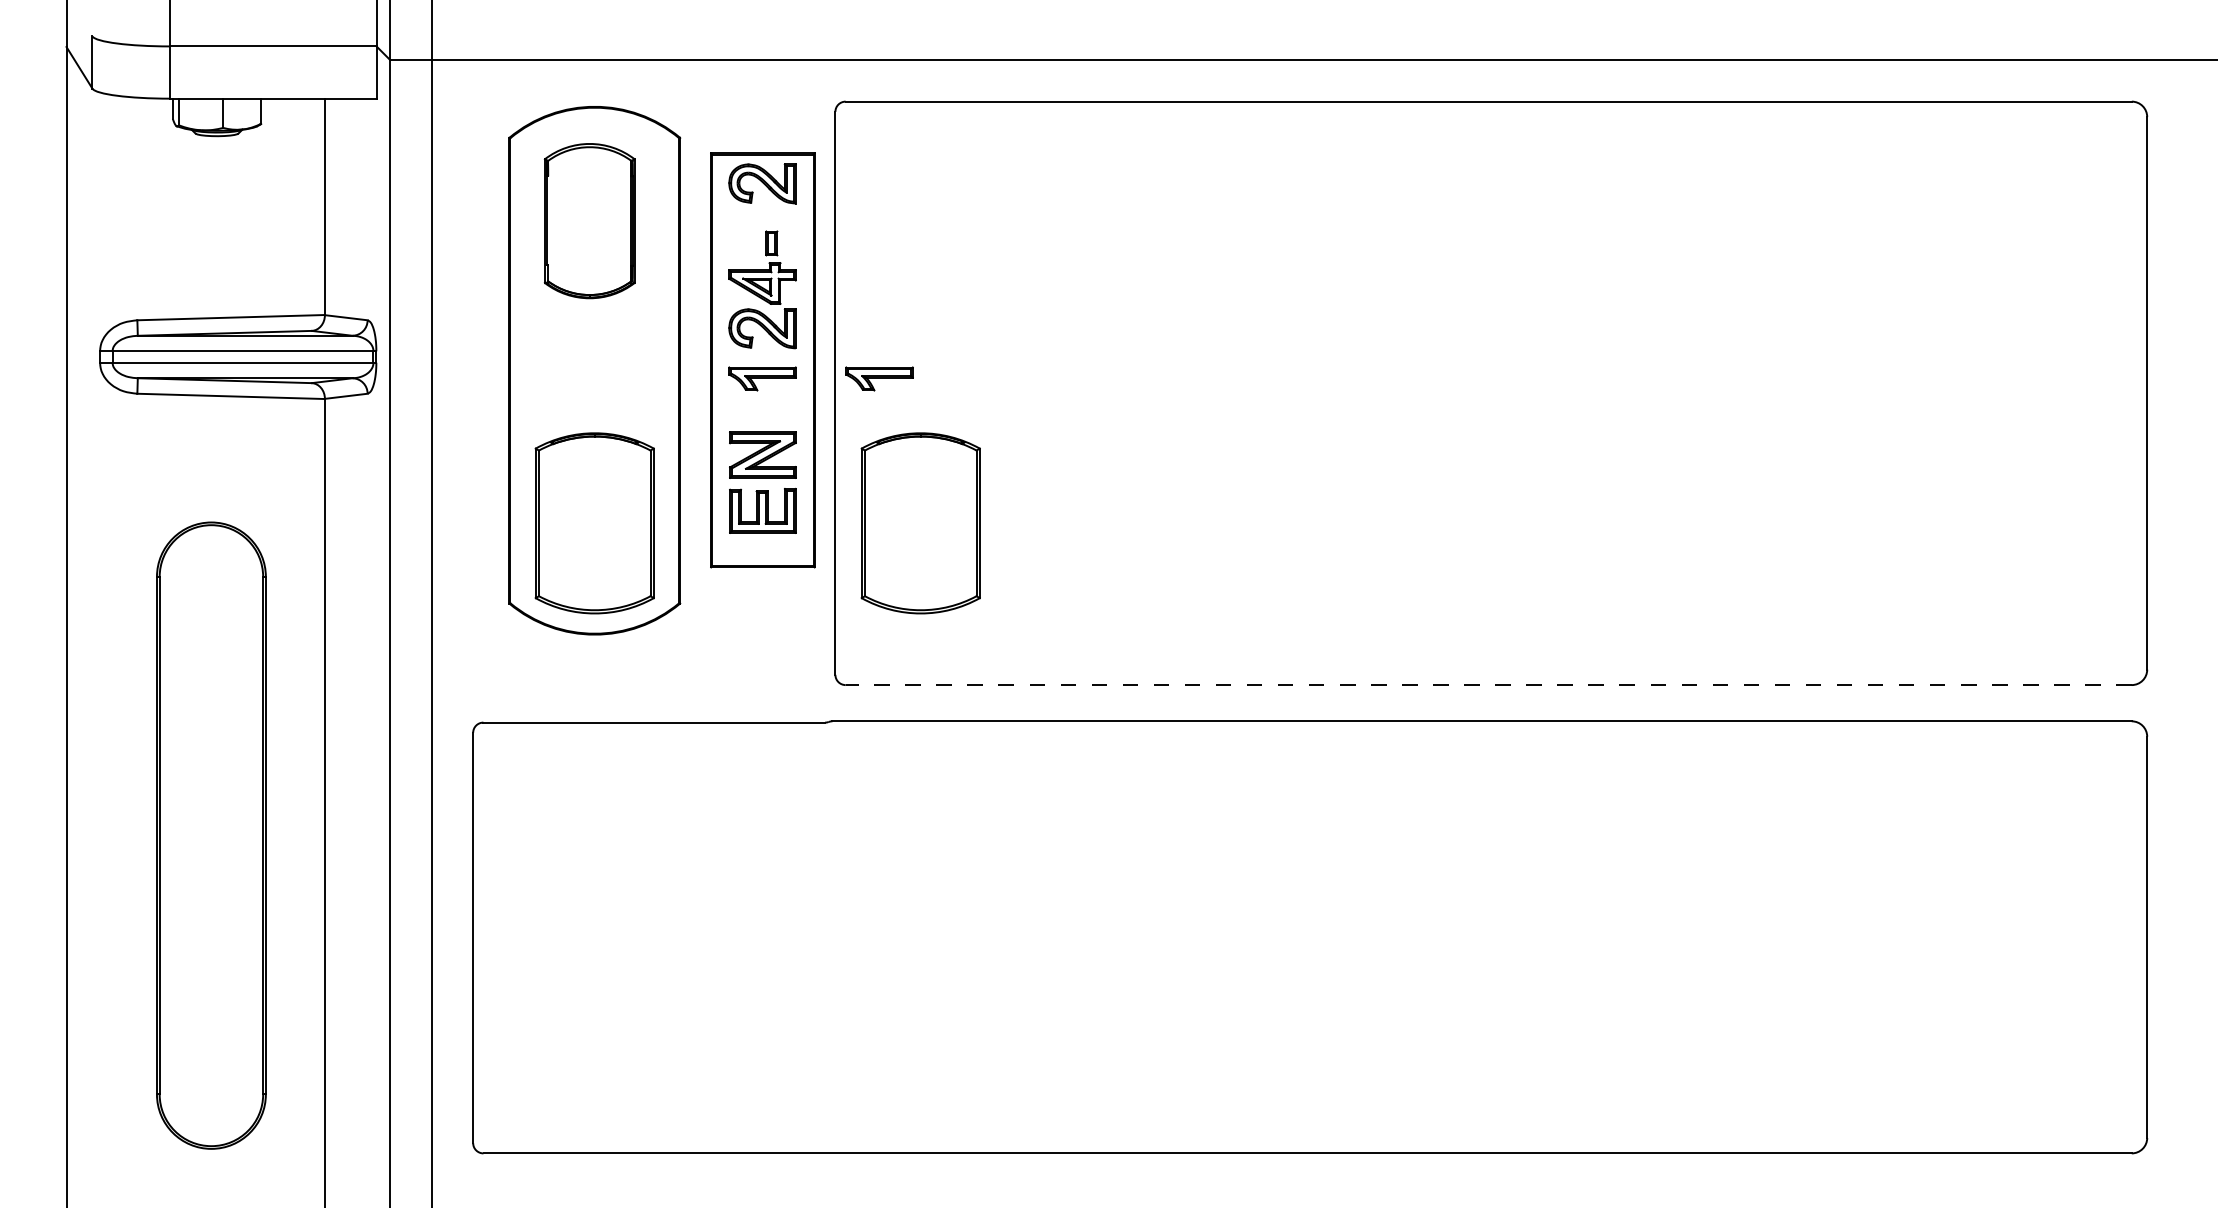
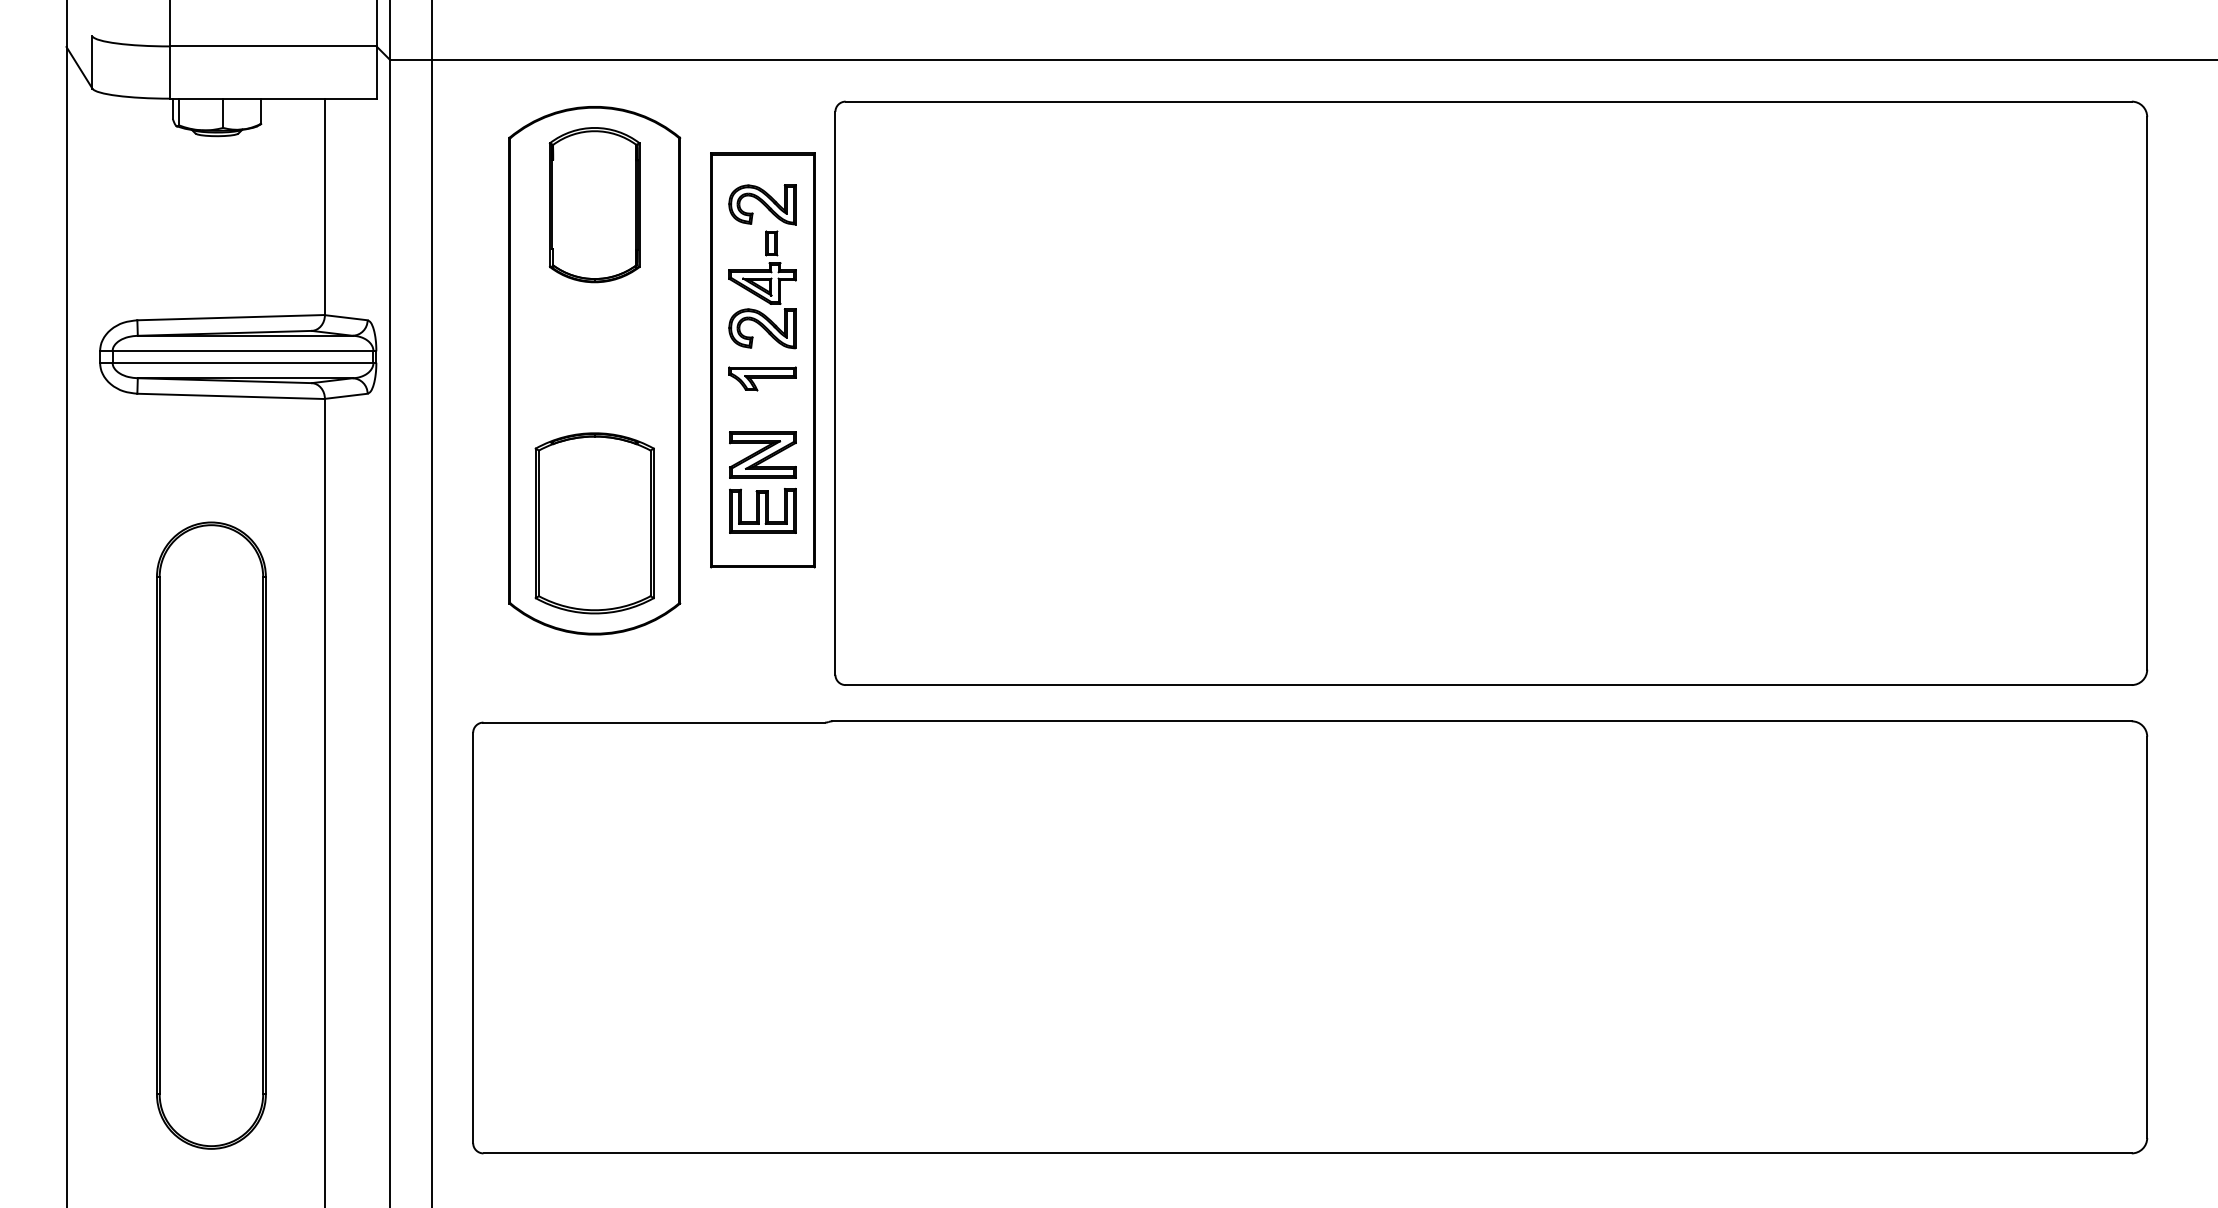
part position: (762, 183) -> (762, 204) (762, 204)
part position: (589, 221) -> (594, 205) (594, 205)
part: present -> none (879, 378)
part: present -> none (920, 523)
line: dashed -> solid (1488, 685)
